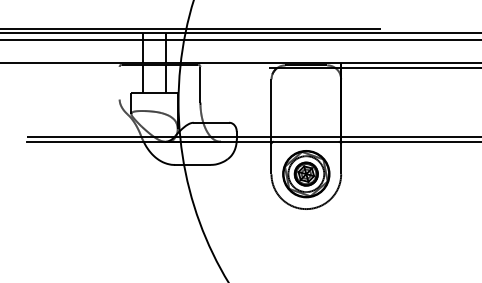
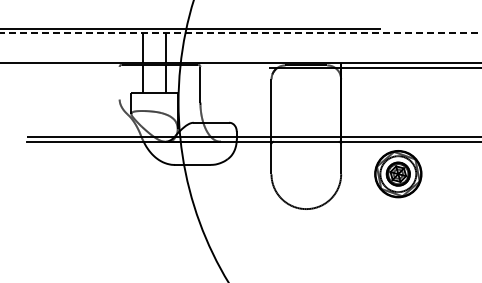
line: solid -> dashed (240, 33)
line: present -> none (240, 40)
part position: (306, 174) -> (398, 174) (398, 174)
